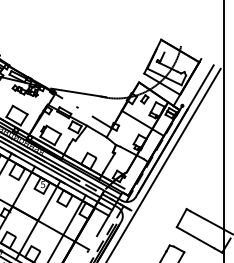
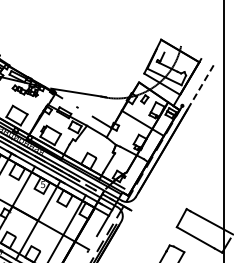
line: solid -> dashed (200, 87)
line: present -> none (164, 163)
